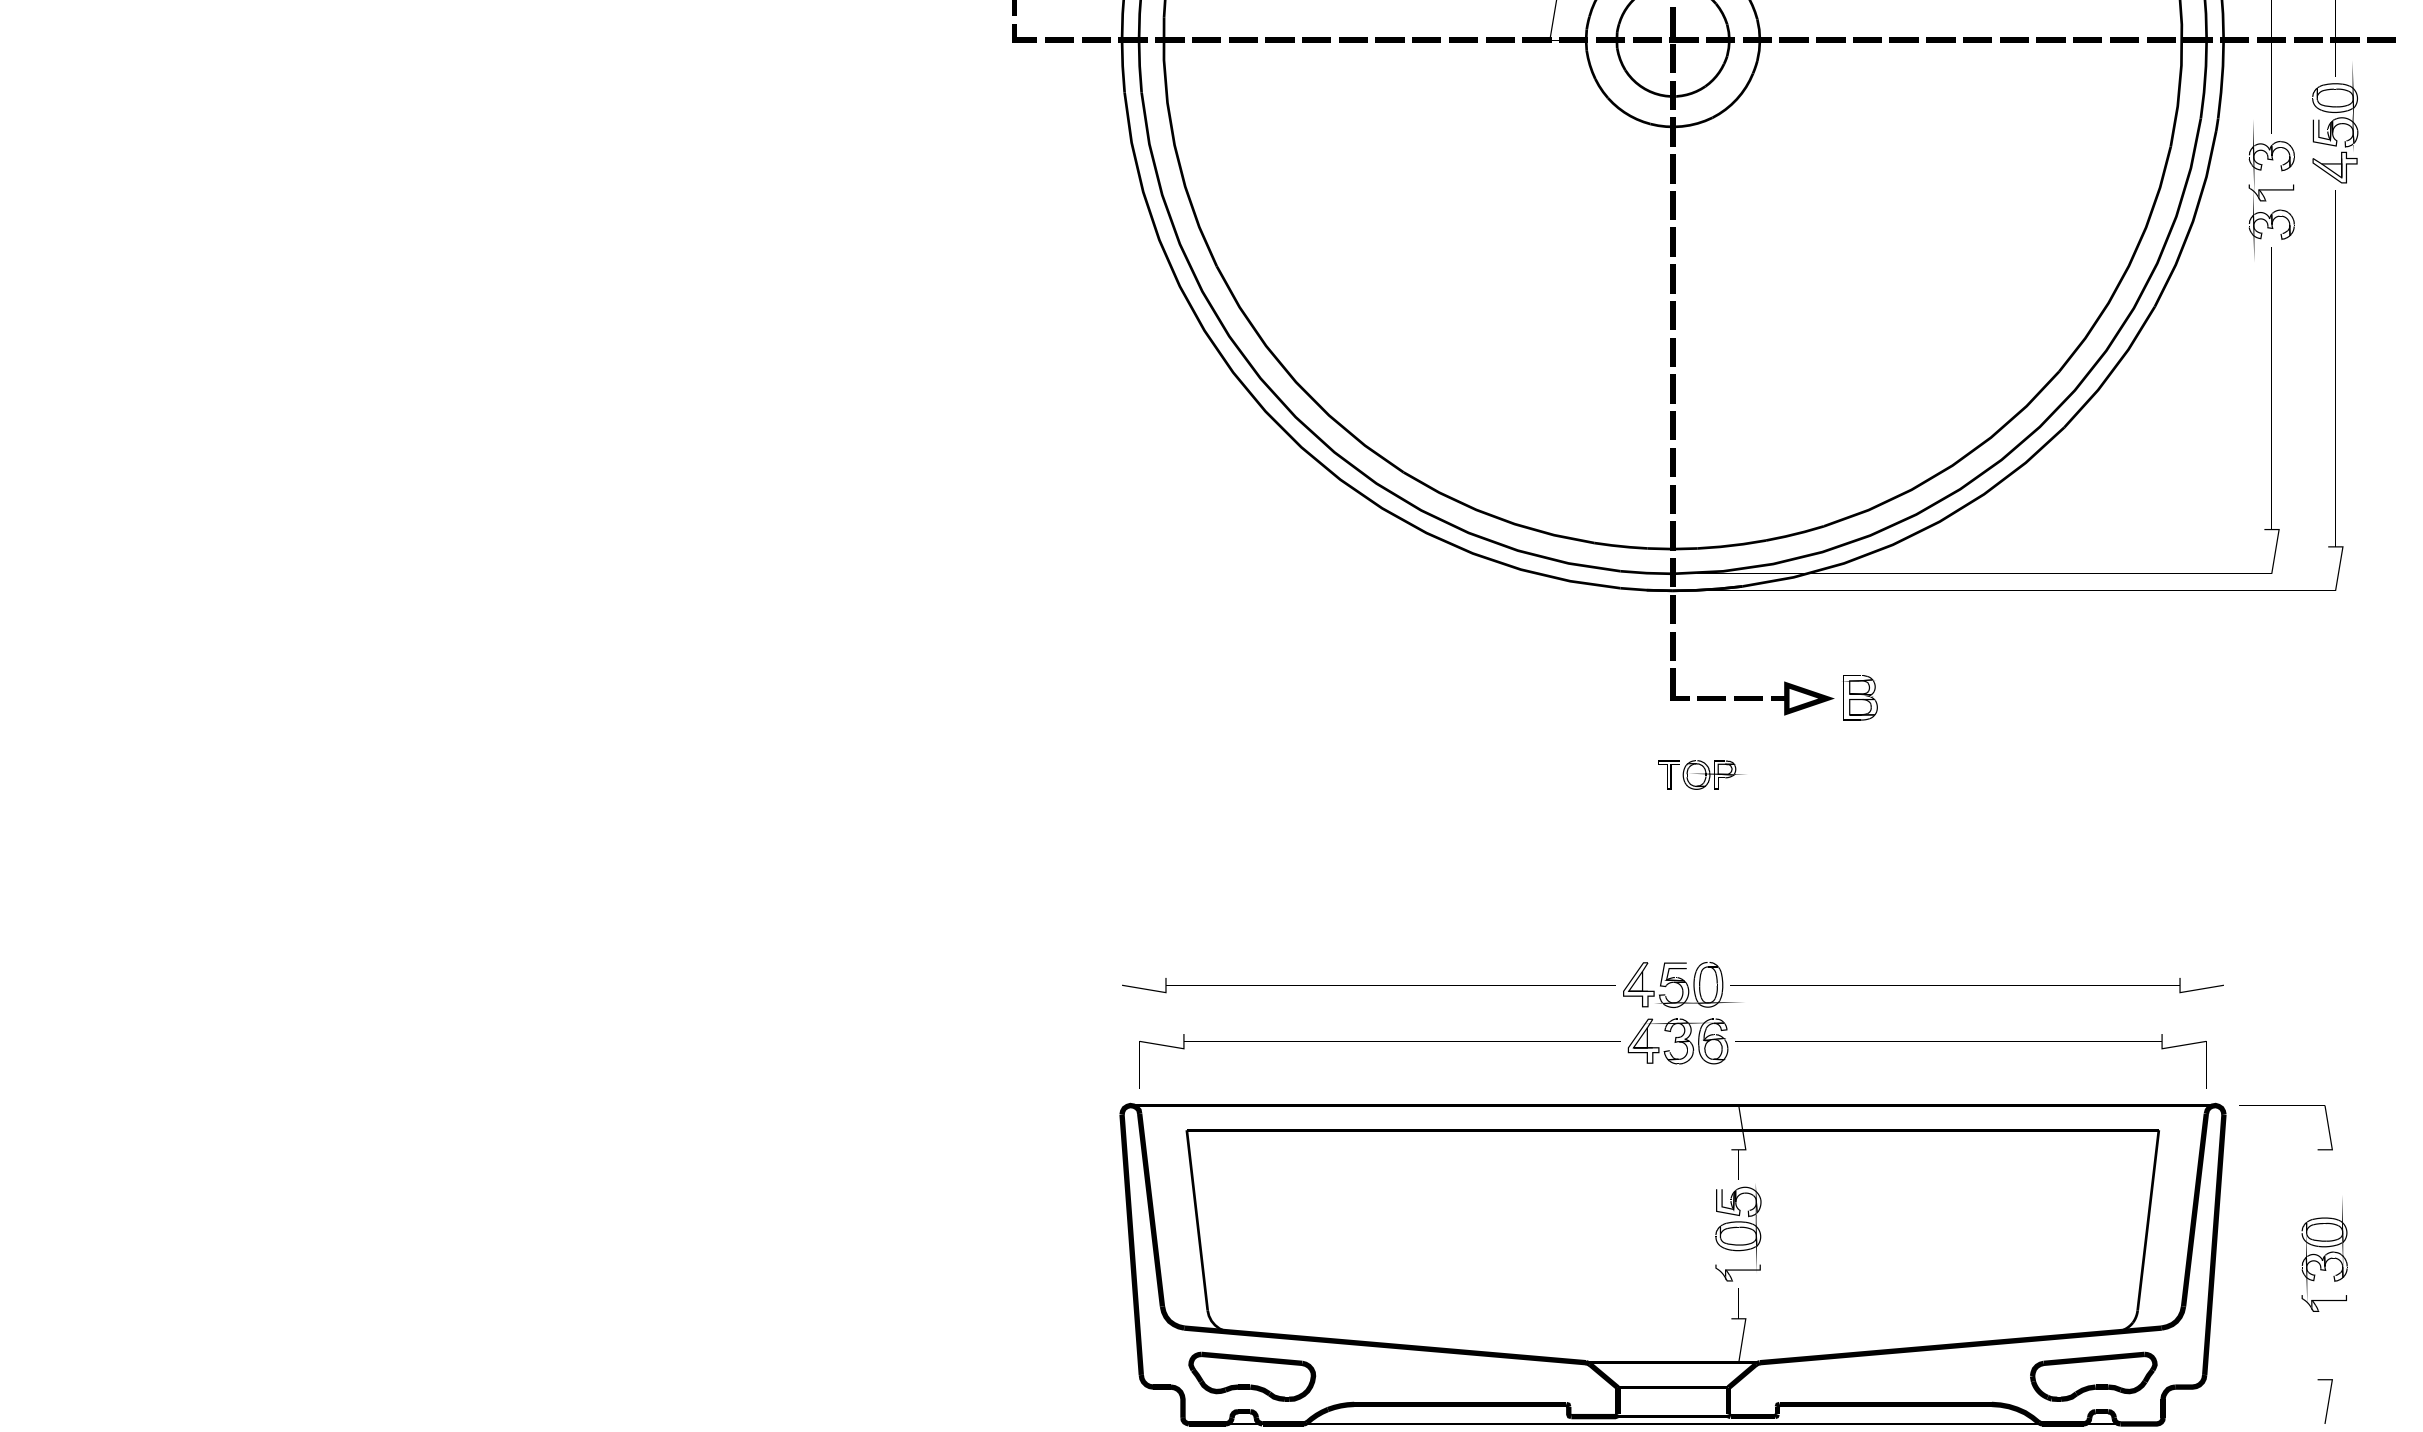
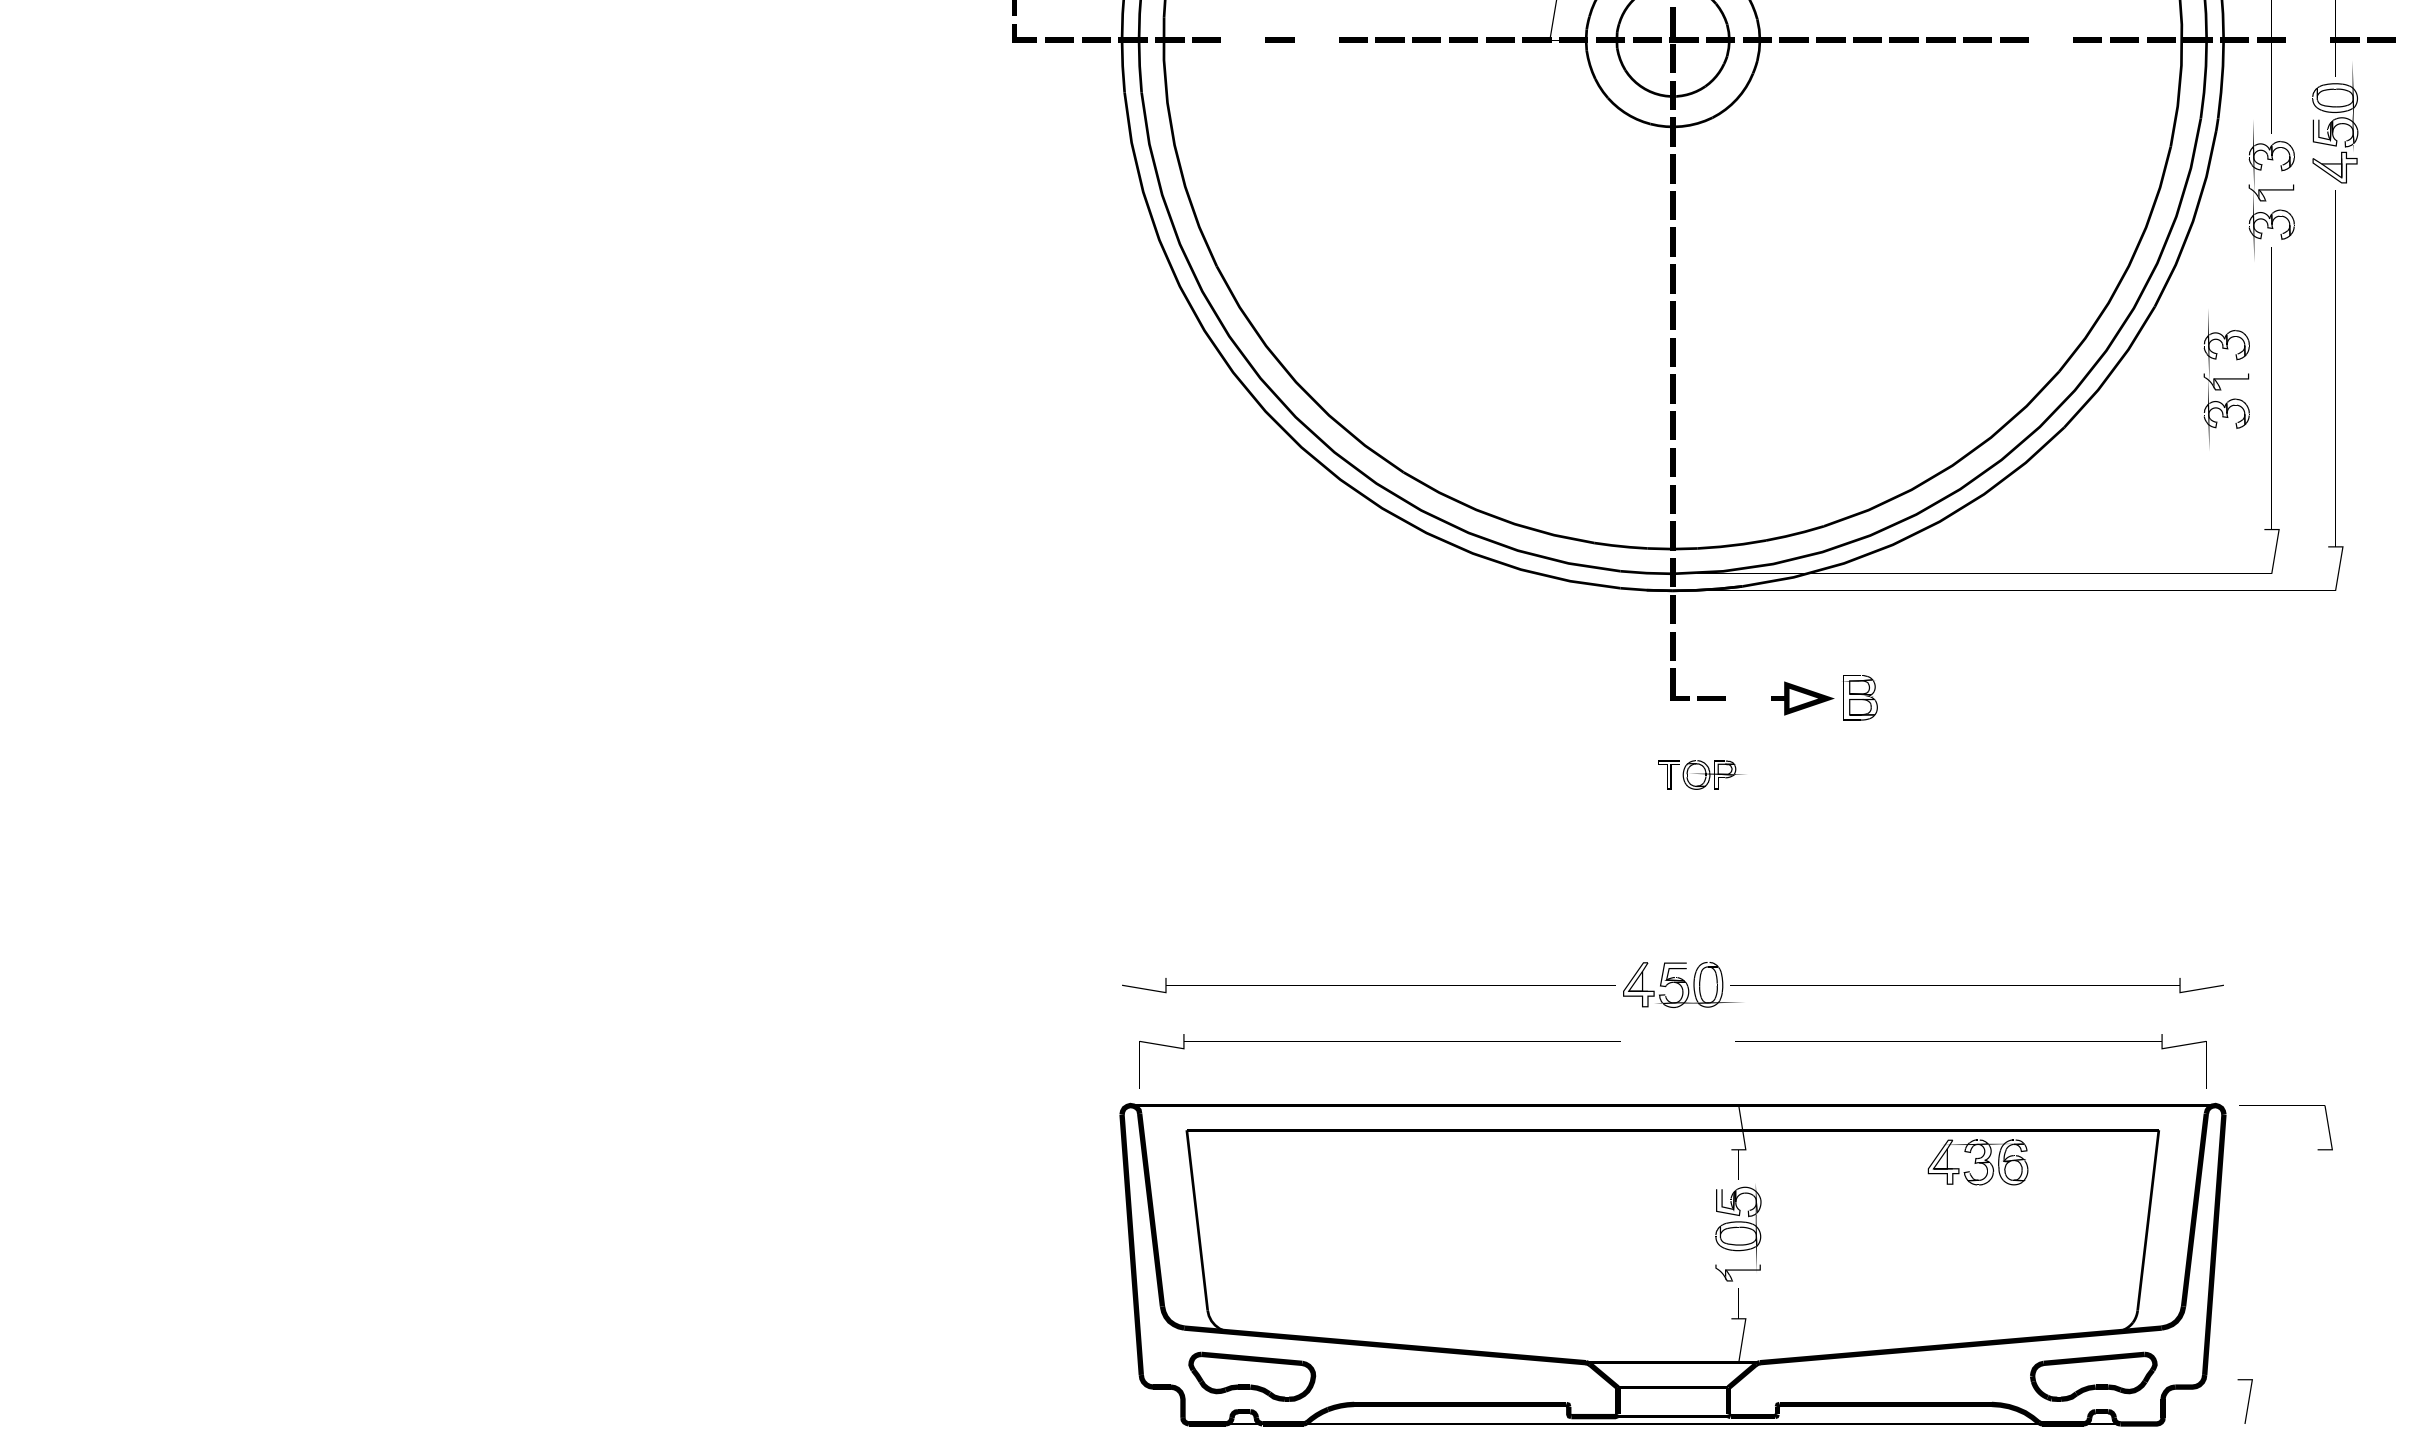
line: present -> none (1243, 39)
line: present -> none (1316, 39)
line: present -> none (2050, 39)
line: present -> none (2308, 39)
part: none -> present (2226, 379)
line: present -> none (1748, 698)
part position: (1677, 1041) -> (1977, 1162) (1977, 1162)
part: present -> none (2324, 1254)
part position: (2324, 1401) -> (2244, 1401) (2244, 1401)
